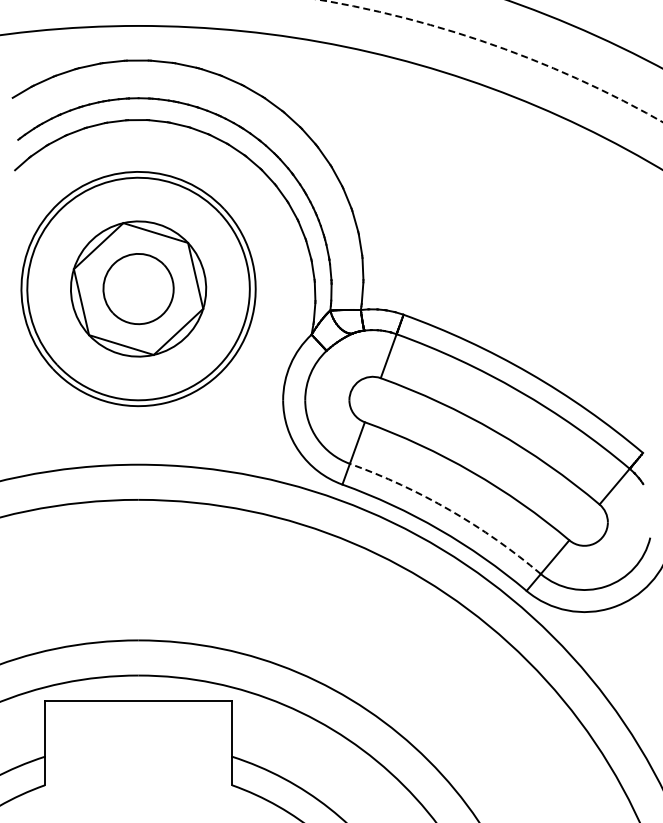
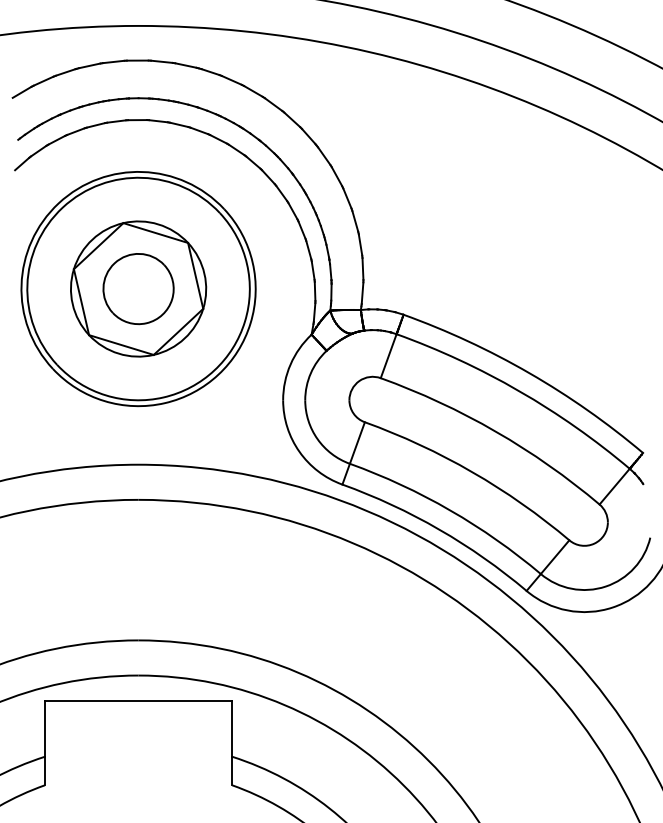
arc: dashed -> solid (495, 45)
arc: dashed -> solid (450, 510)
